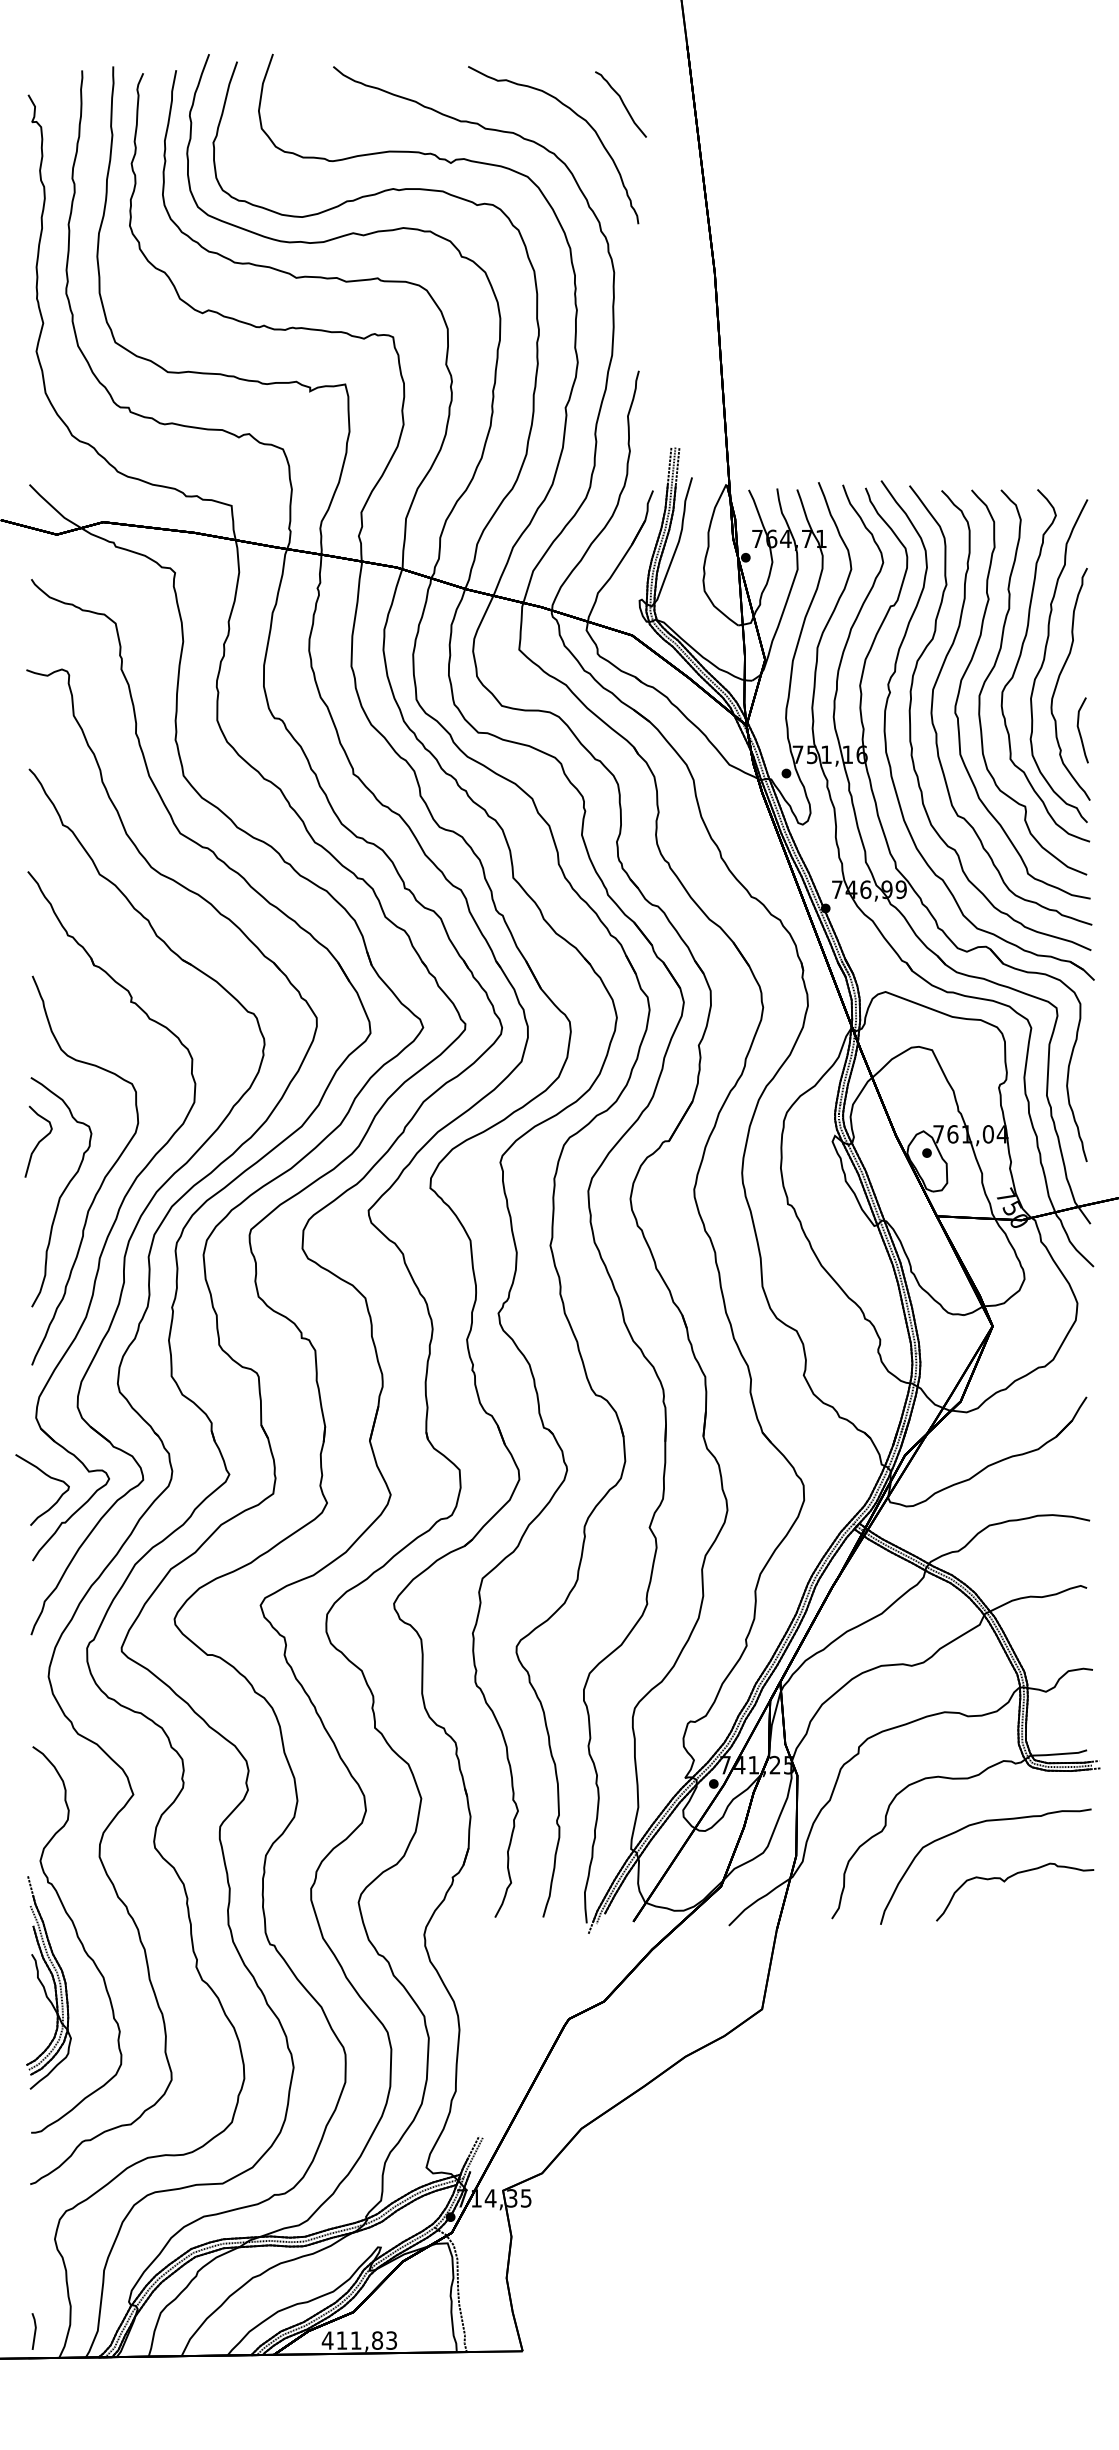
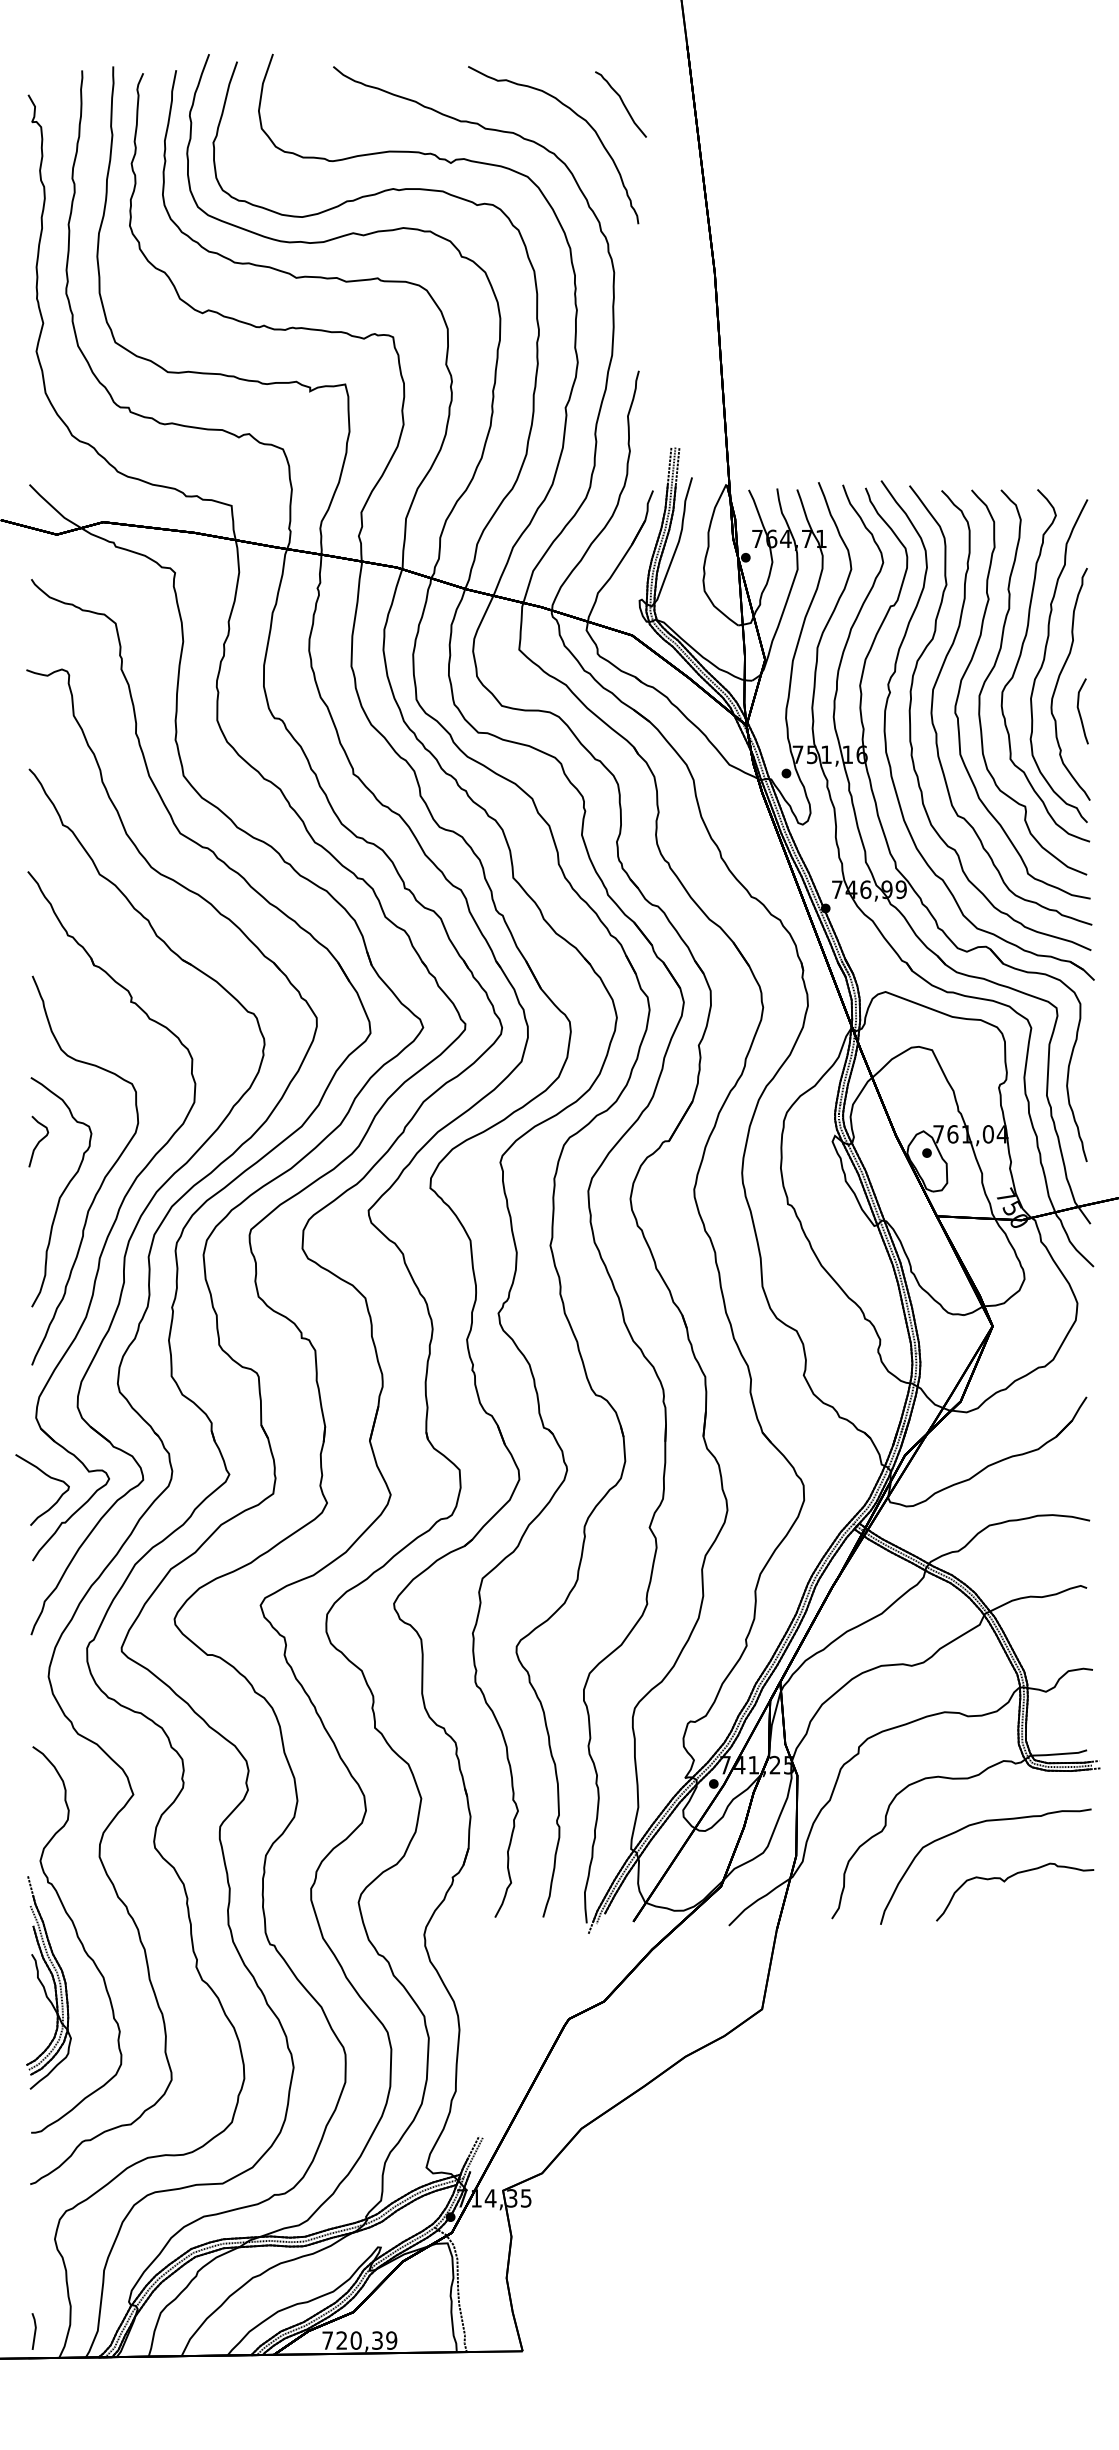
part position: (1082, 730) -> (1082, 711) (1082, 711)
part size: 29x73 px -> 22x53 px (38, 1141)
text: 411,83 -> 720,39 (359, 2340)
